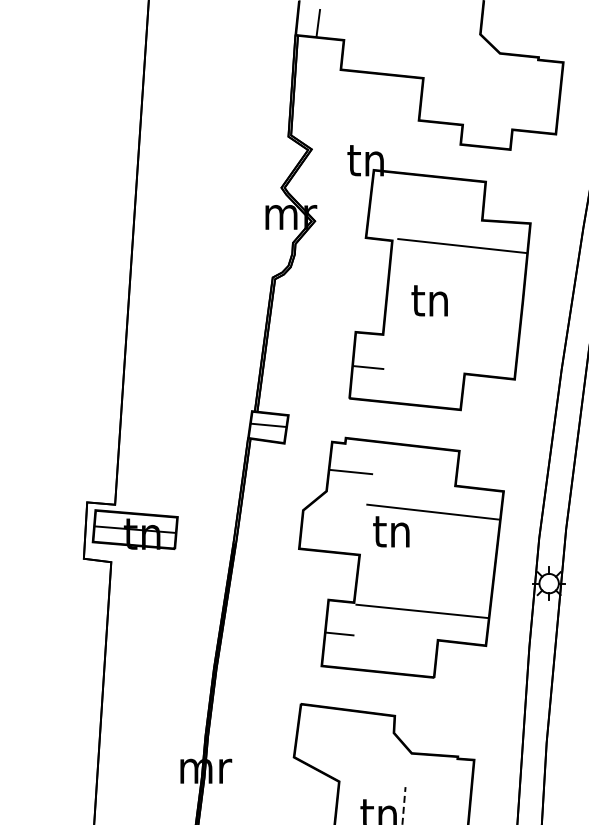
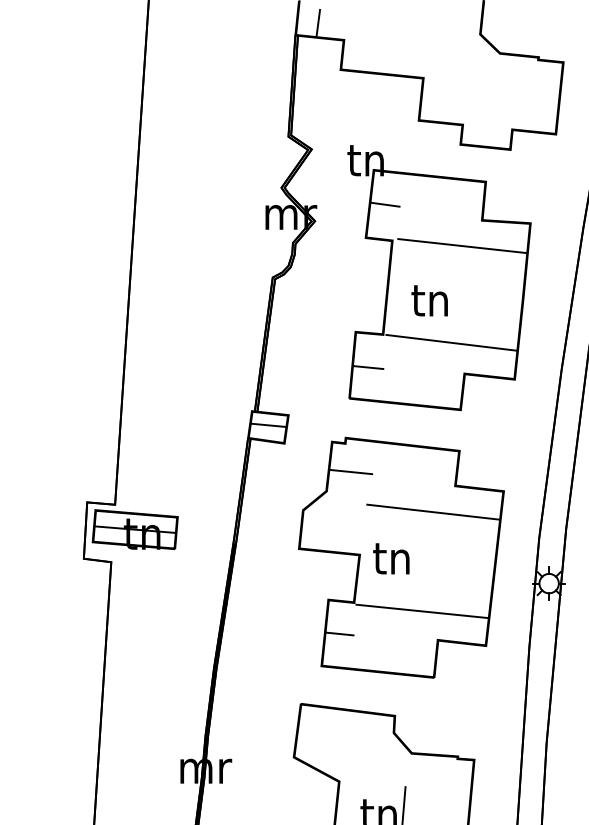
line: none -> present (385, 204)
line: none -> present (451, 342)
text position: (391, 531) -> (391, 558) (391, 558)
line: dashed -> solid (403, 805)
